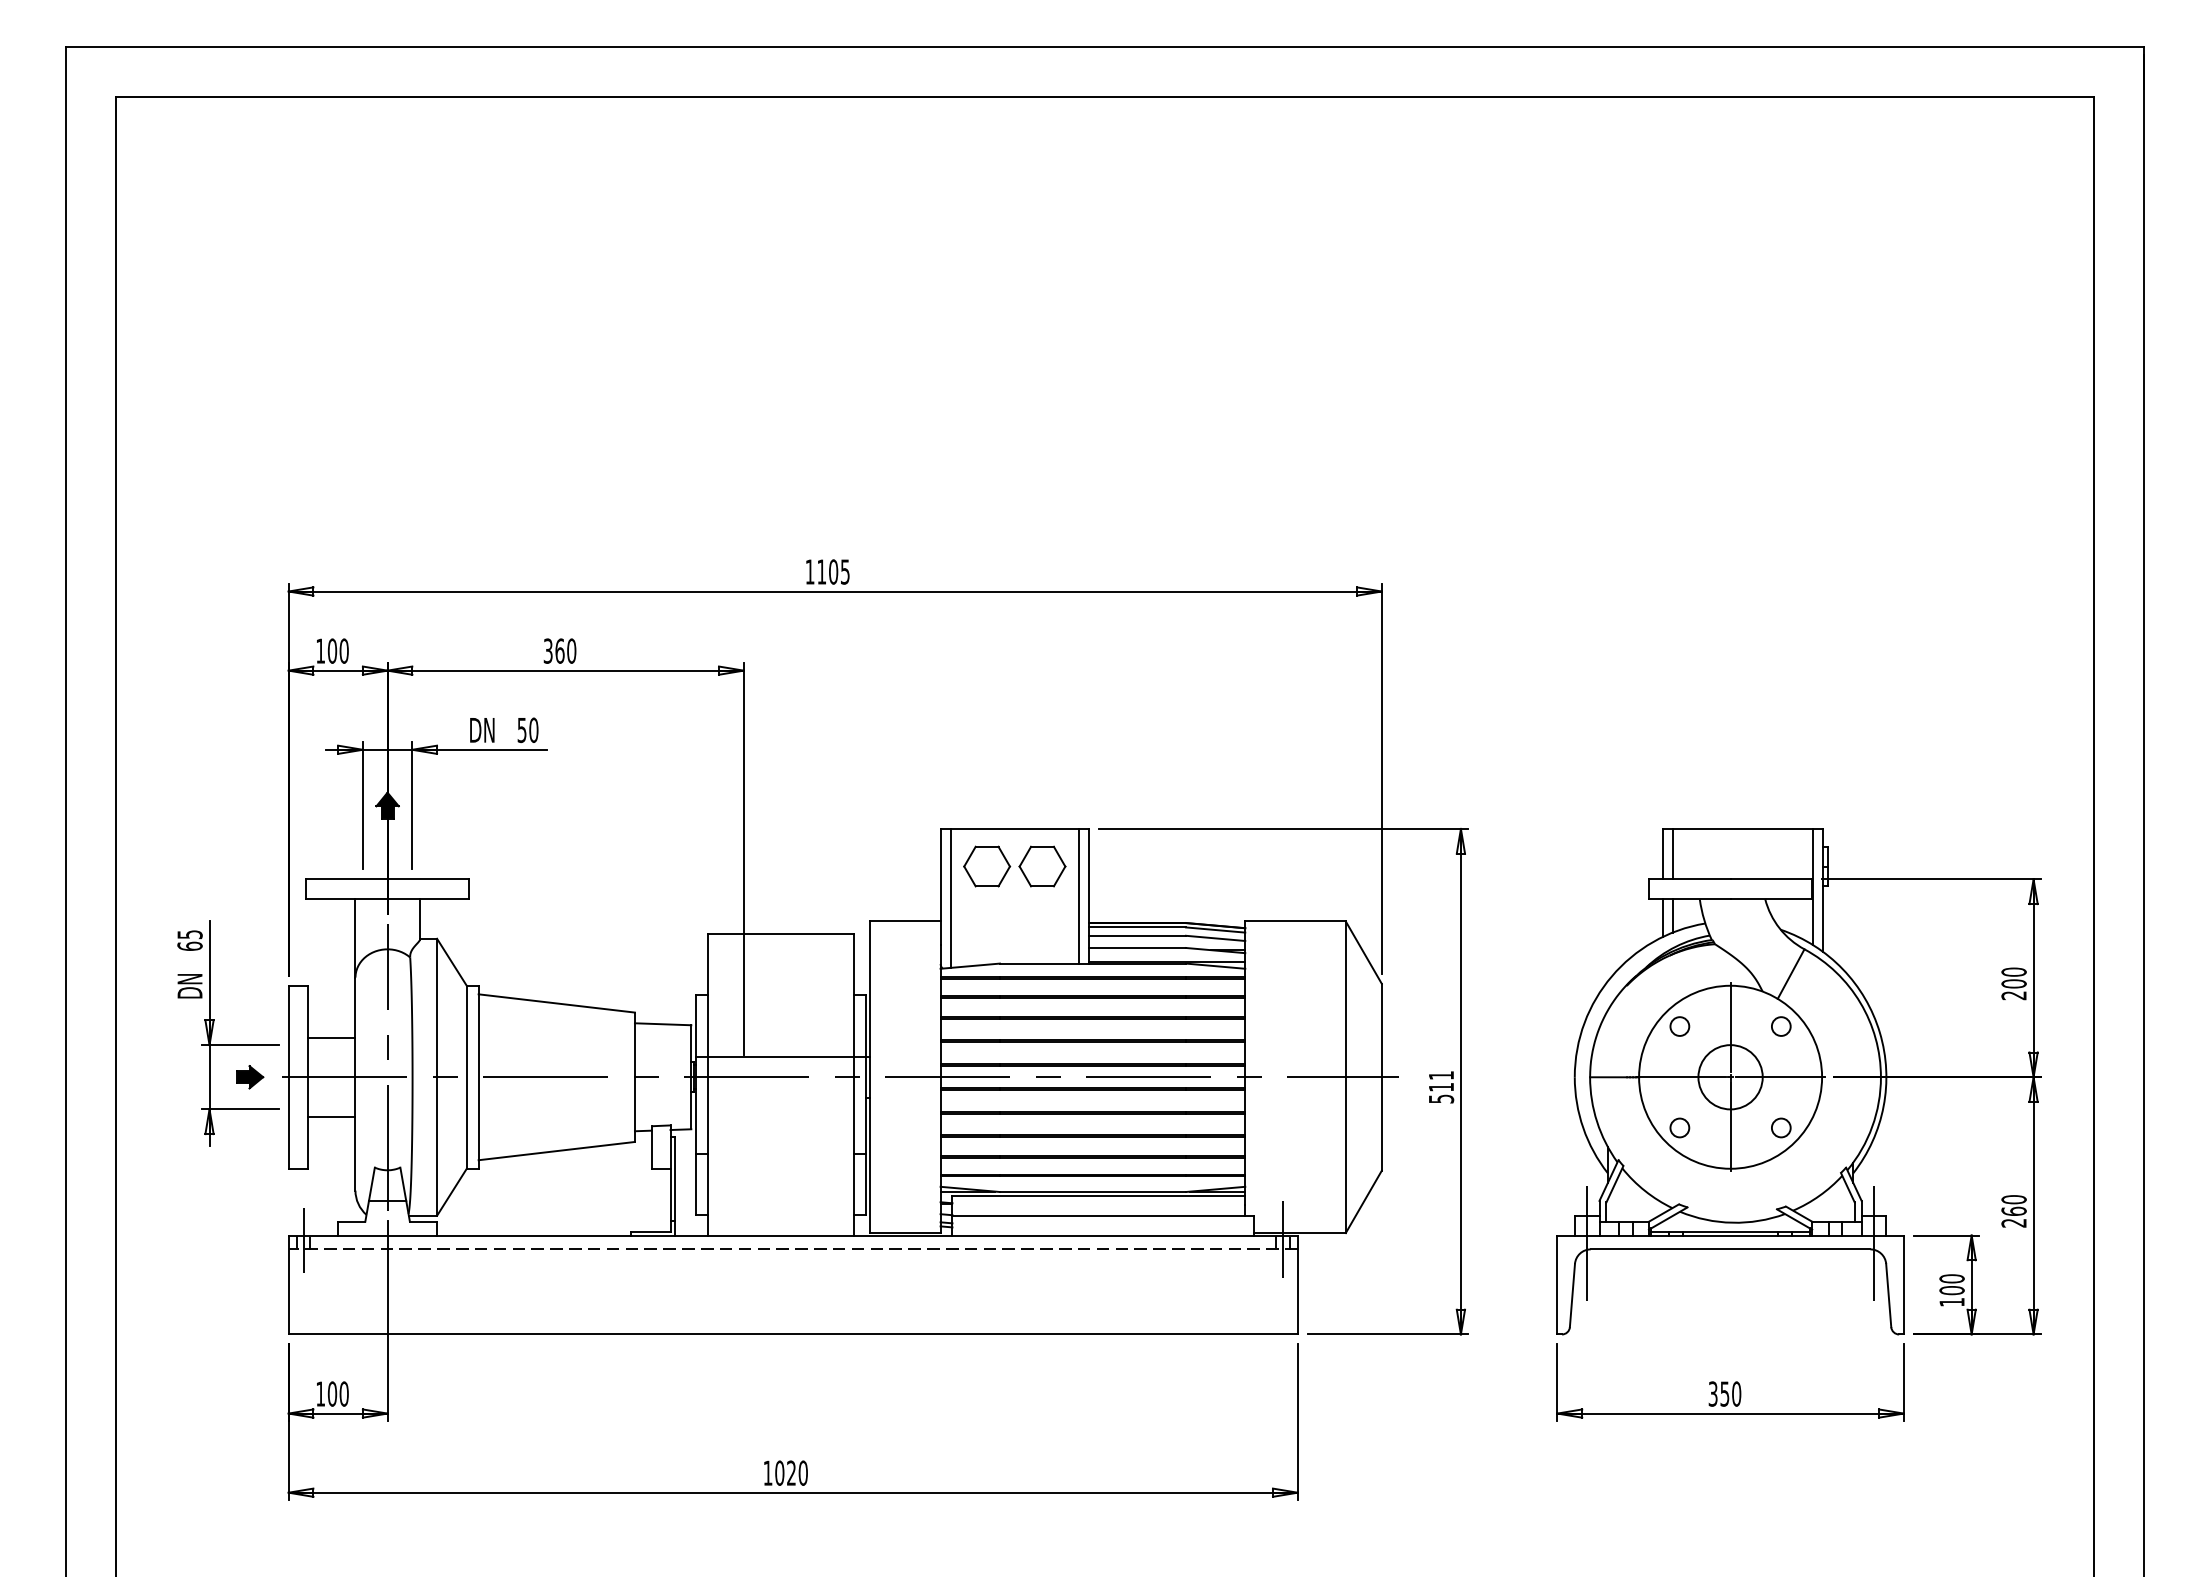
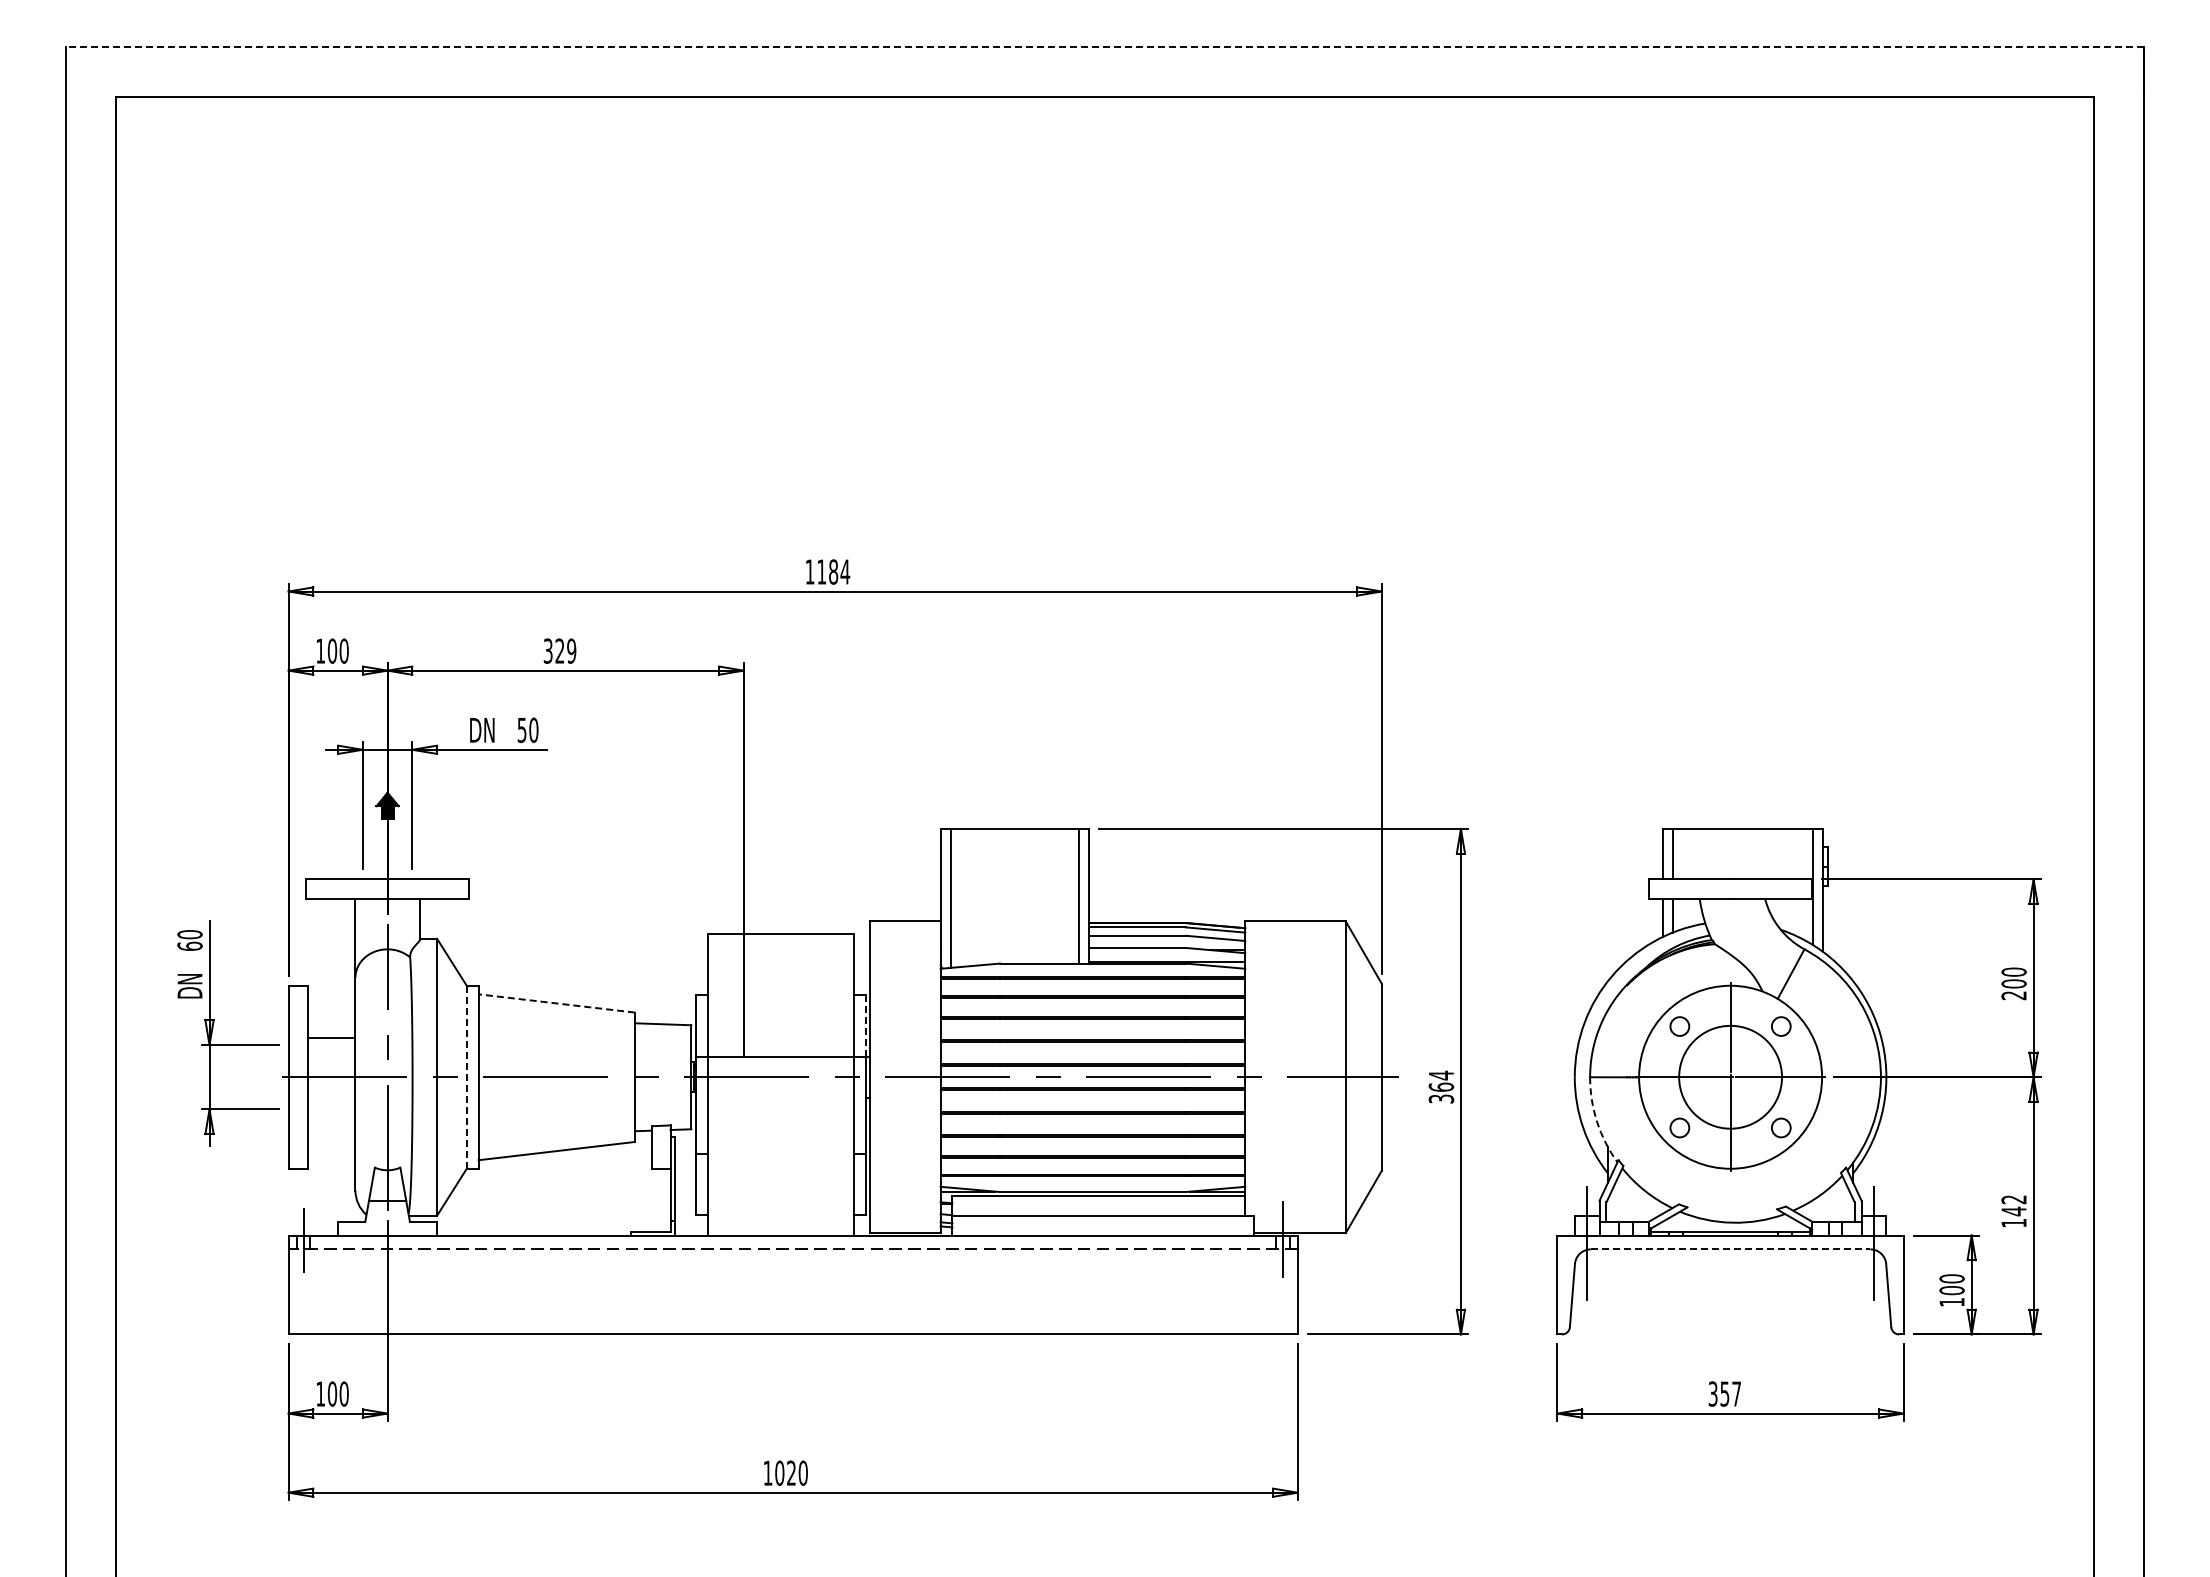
line: solid -> dashed (1105, 47)
text: 1105 -> 1184 (839, 571)
text: 360 -> 329 (565, 650)
part: present -> none (1014, 866)
text: 65 -> 60 (189, 934)
line: solid -> dashed (556, 1003)
line: solid -> dashed (865, 1025)
part: present -> none (250, 1077)
line: solid -> dashed (466, 1077)
circle diameter: 64 px -> 103 px (1730, 1076)
text: 511 -> 364 (1441, 1086)
line: present -> none (331, 1116)
arc: solid -> dashed (1597, 1121)
text: 260 -> 142 (2013, 1211)
line: solid -> dashed (1730, 1249)
text: 350 -> 357 (1736, 1393)
